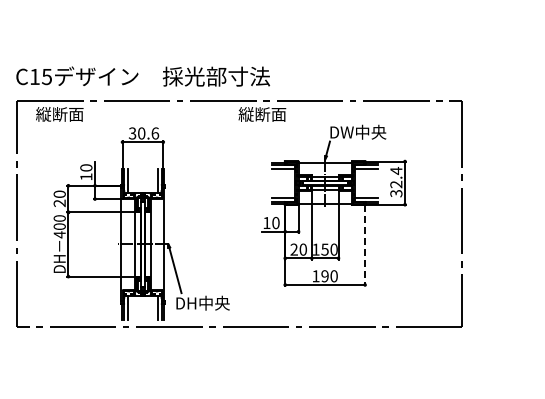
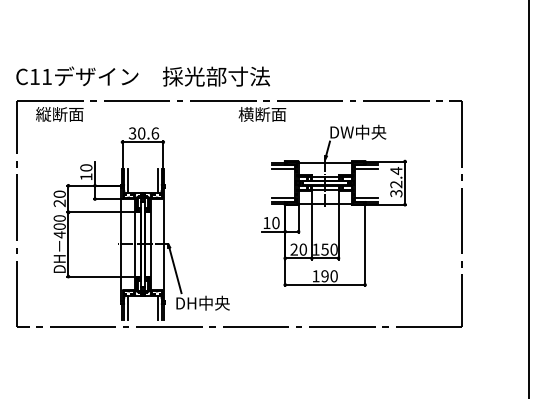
text: C15 -> C11 (46, 77)
text: 縦断面 -> 横断面 (245, 114)
line: none -> present (528, 198)
line: dashed -> solid (365, 245)
